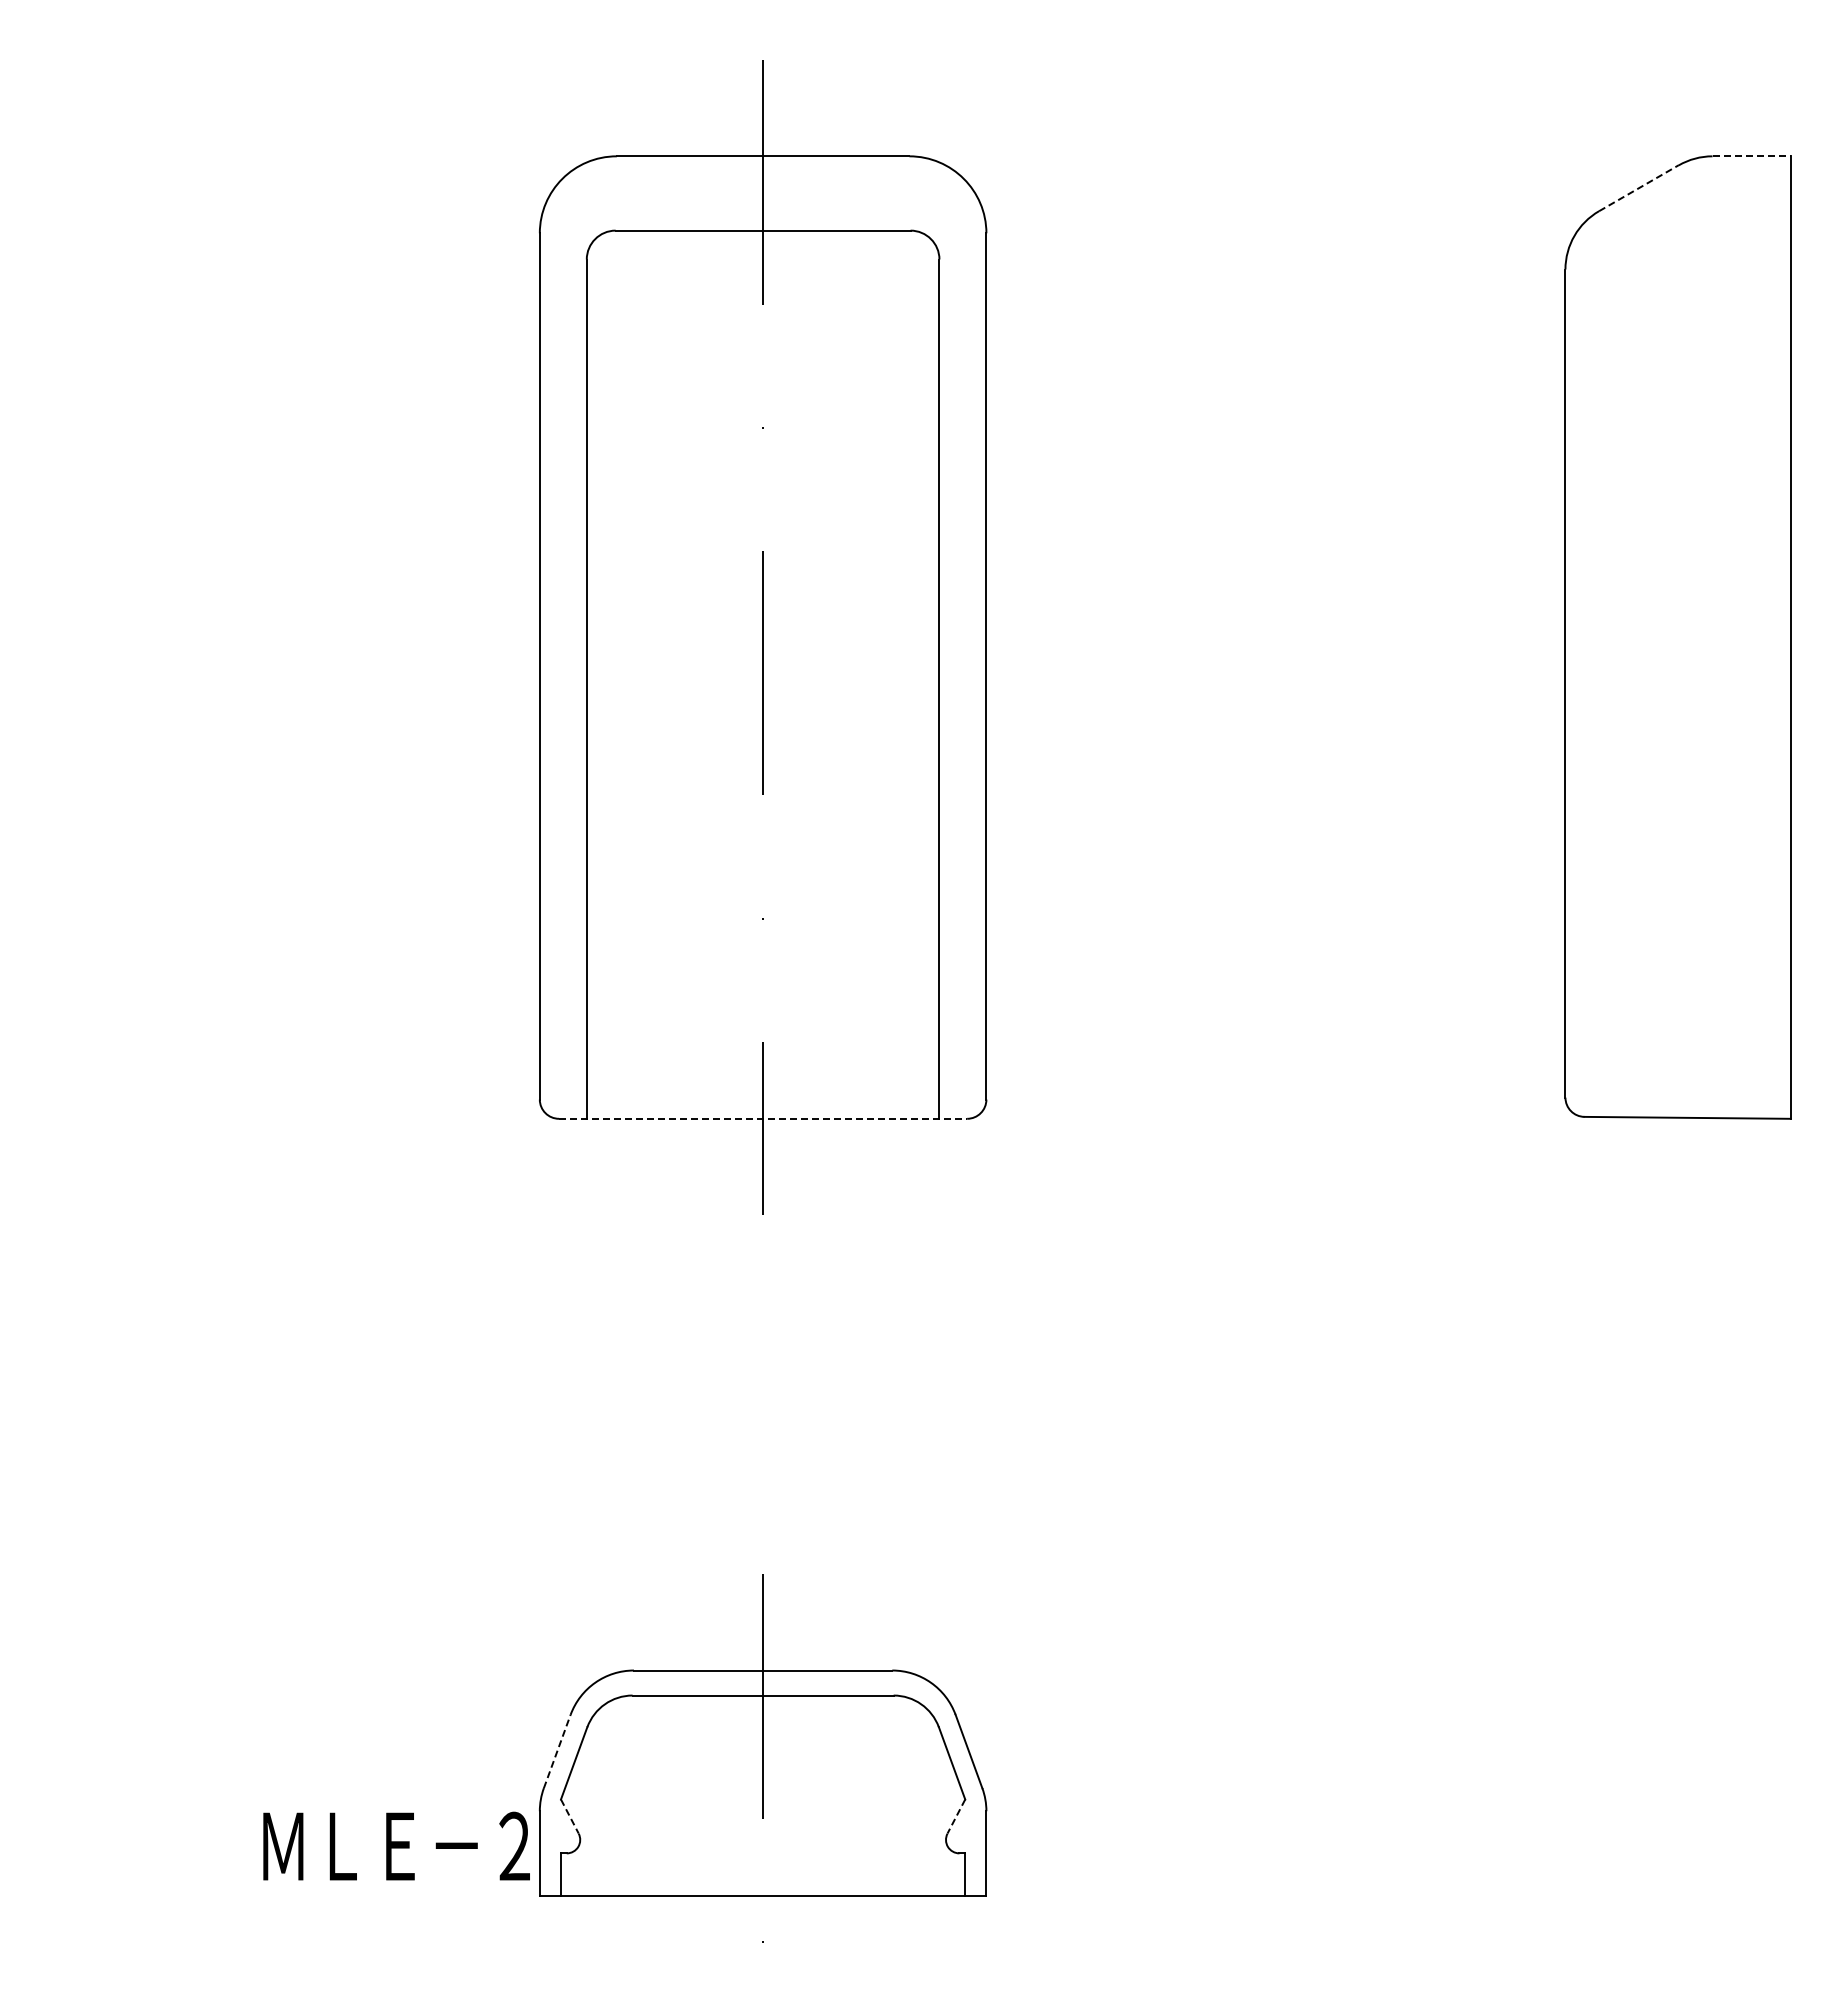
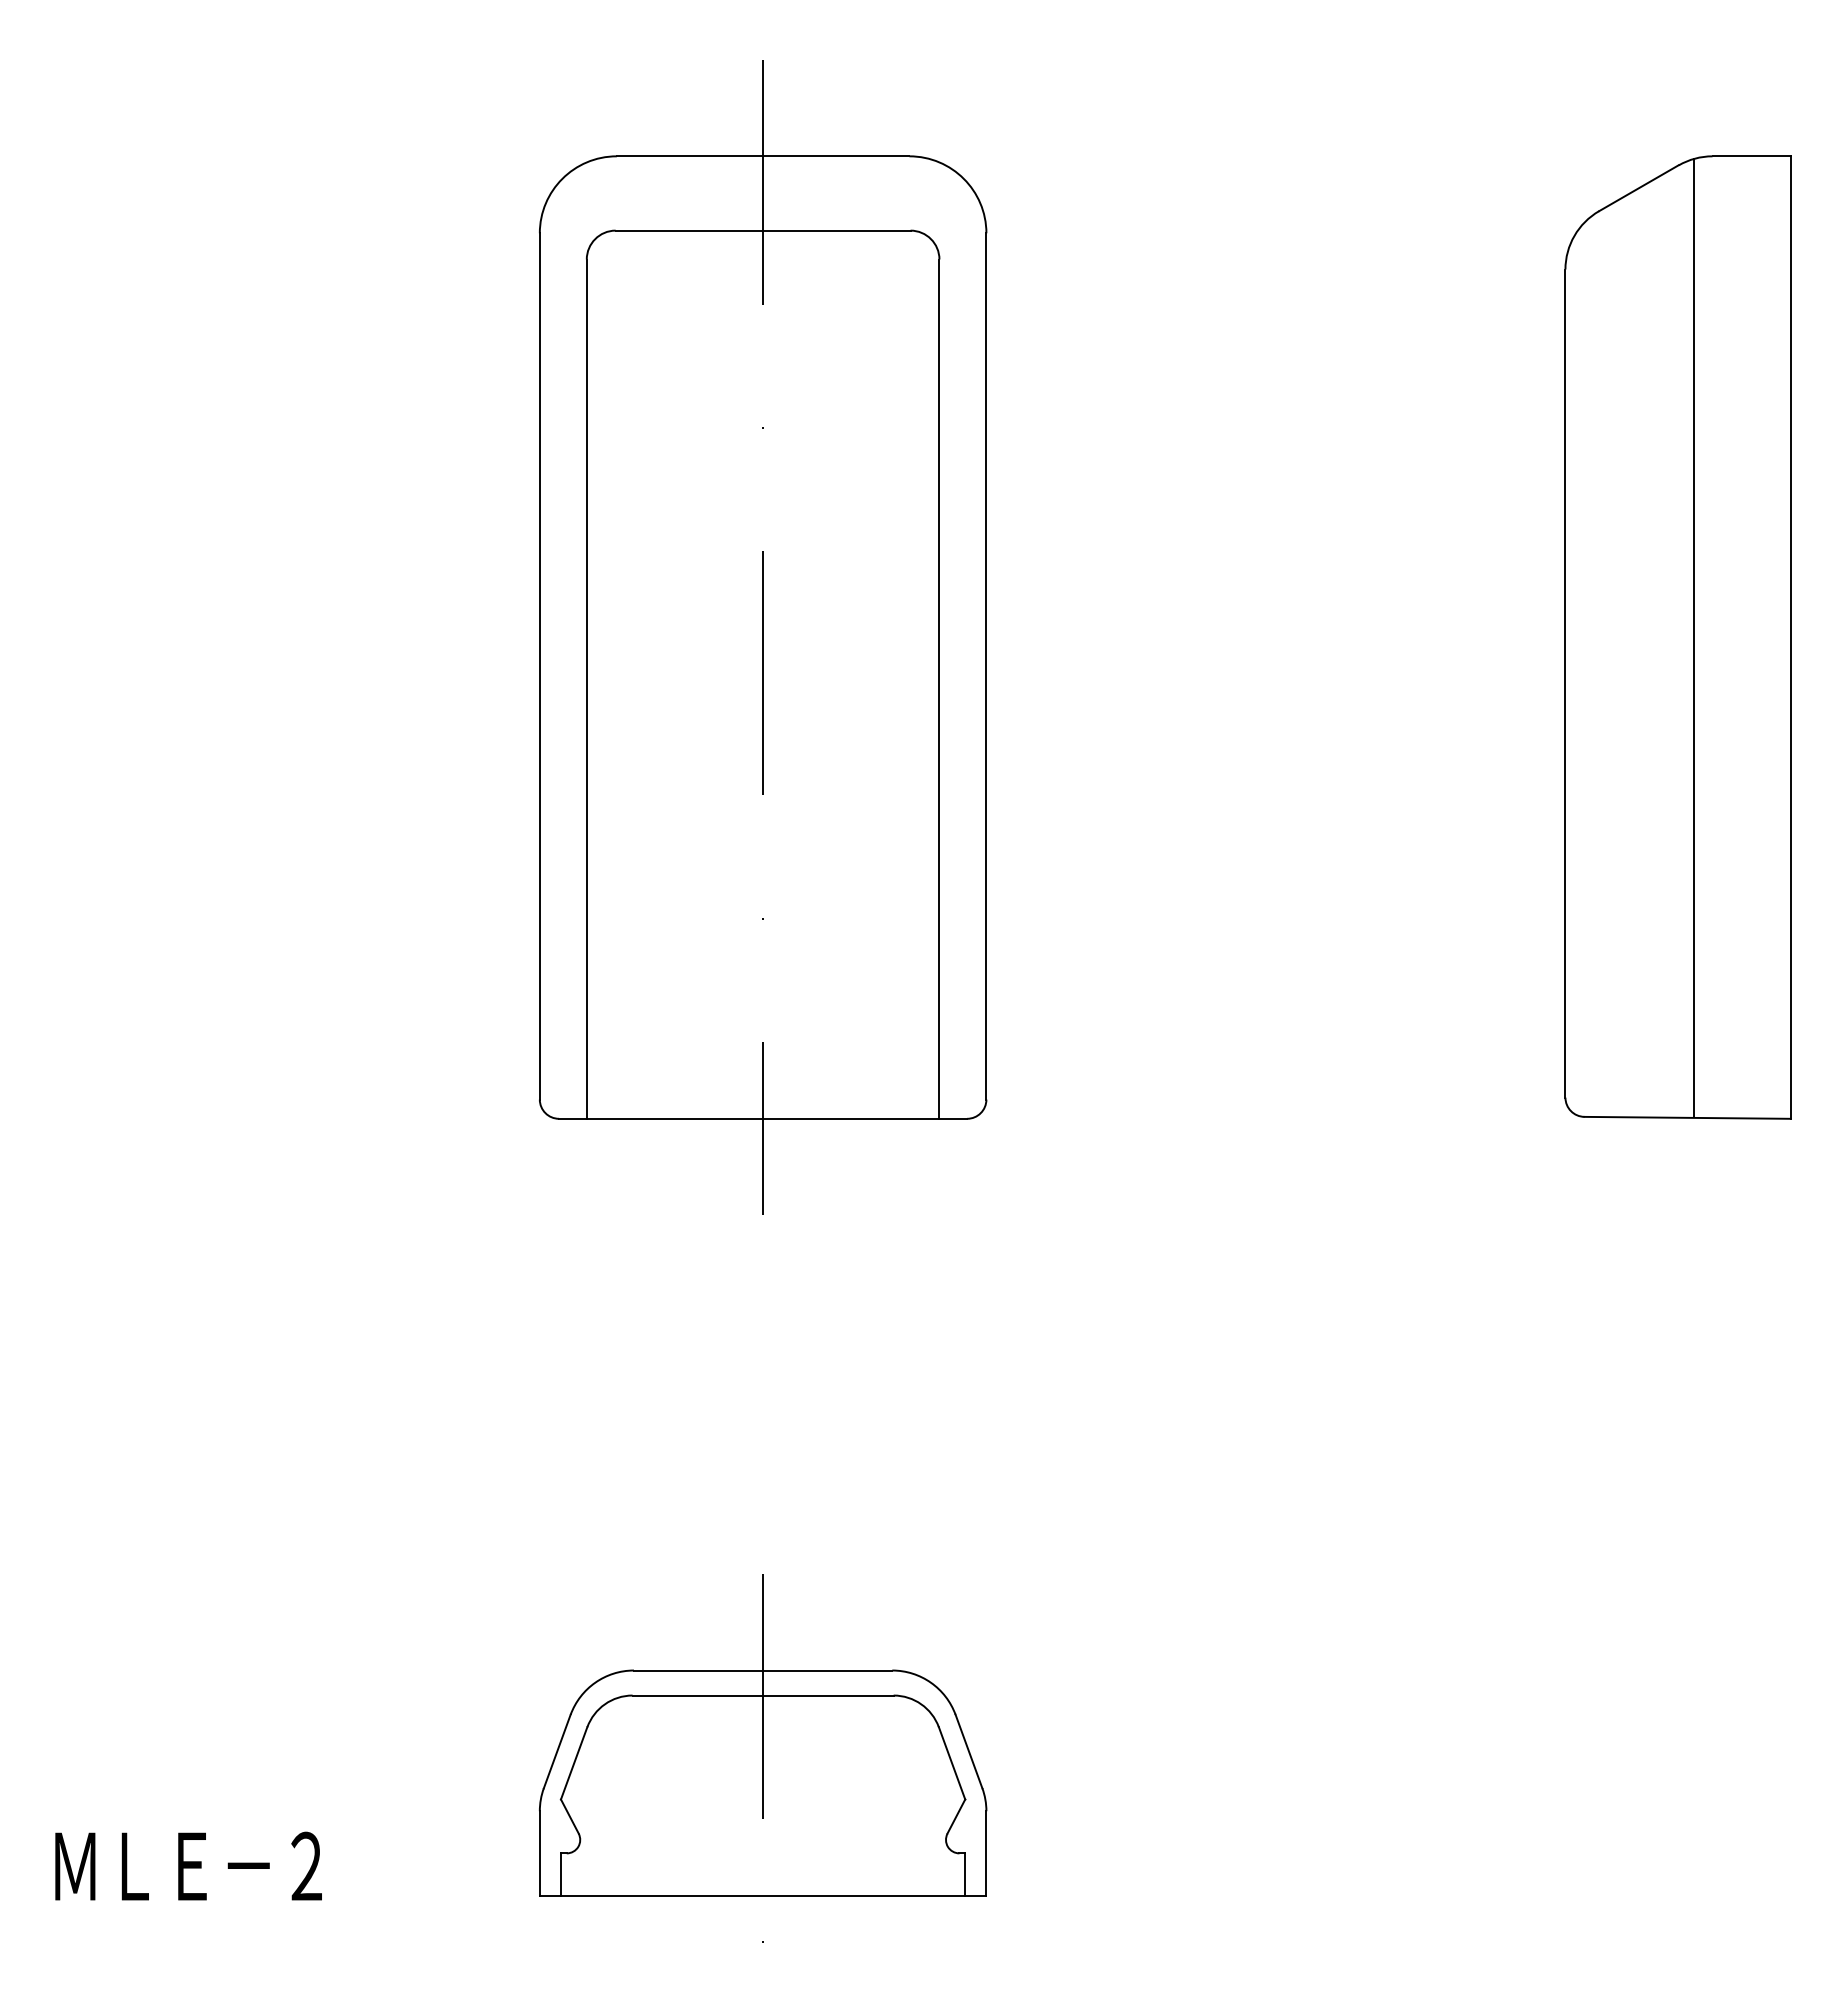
line: dashed -> solid (1752, 156)
line: dashed -> solid (1639, 187)
line: none -> present (1694, 637)
line: dashed -> solid (763, 1118)
line: dashed -> solid (557, 1751)
line: dashed -> solid (570, 1816)
line: dashed -> solid (956, 1816)
text position: (396, 1845) -> (188, 1865) (188, 1865)
